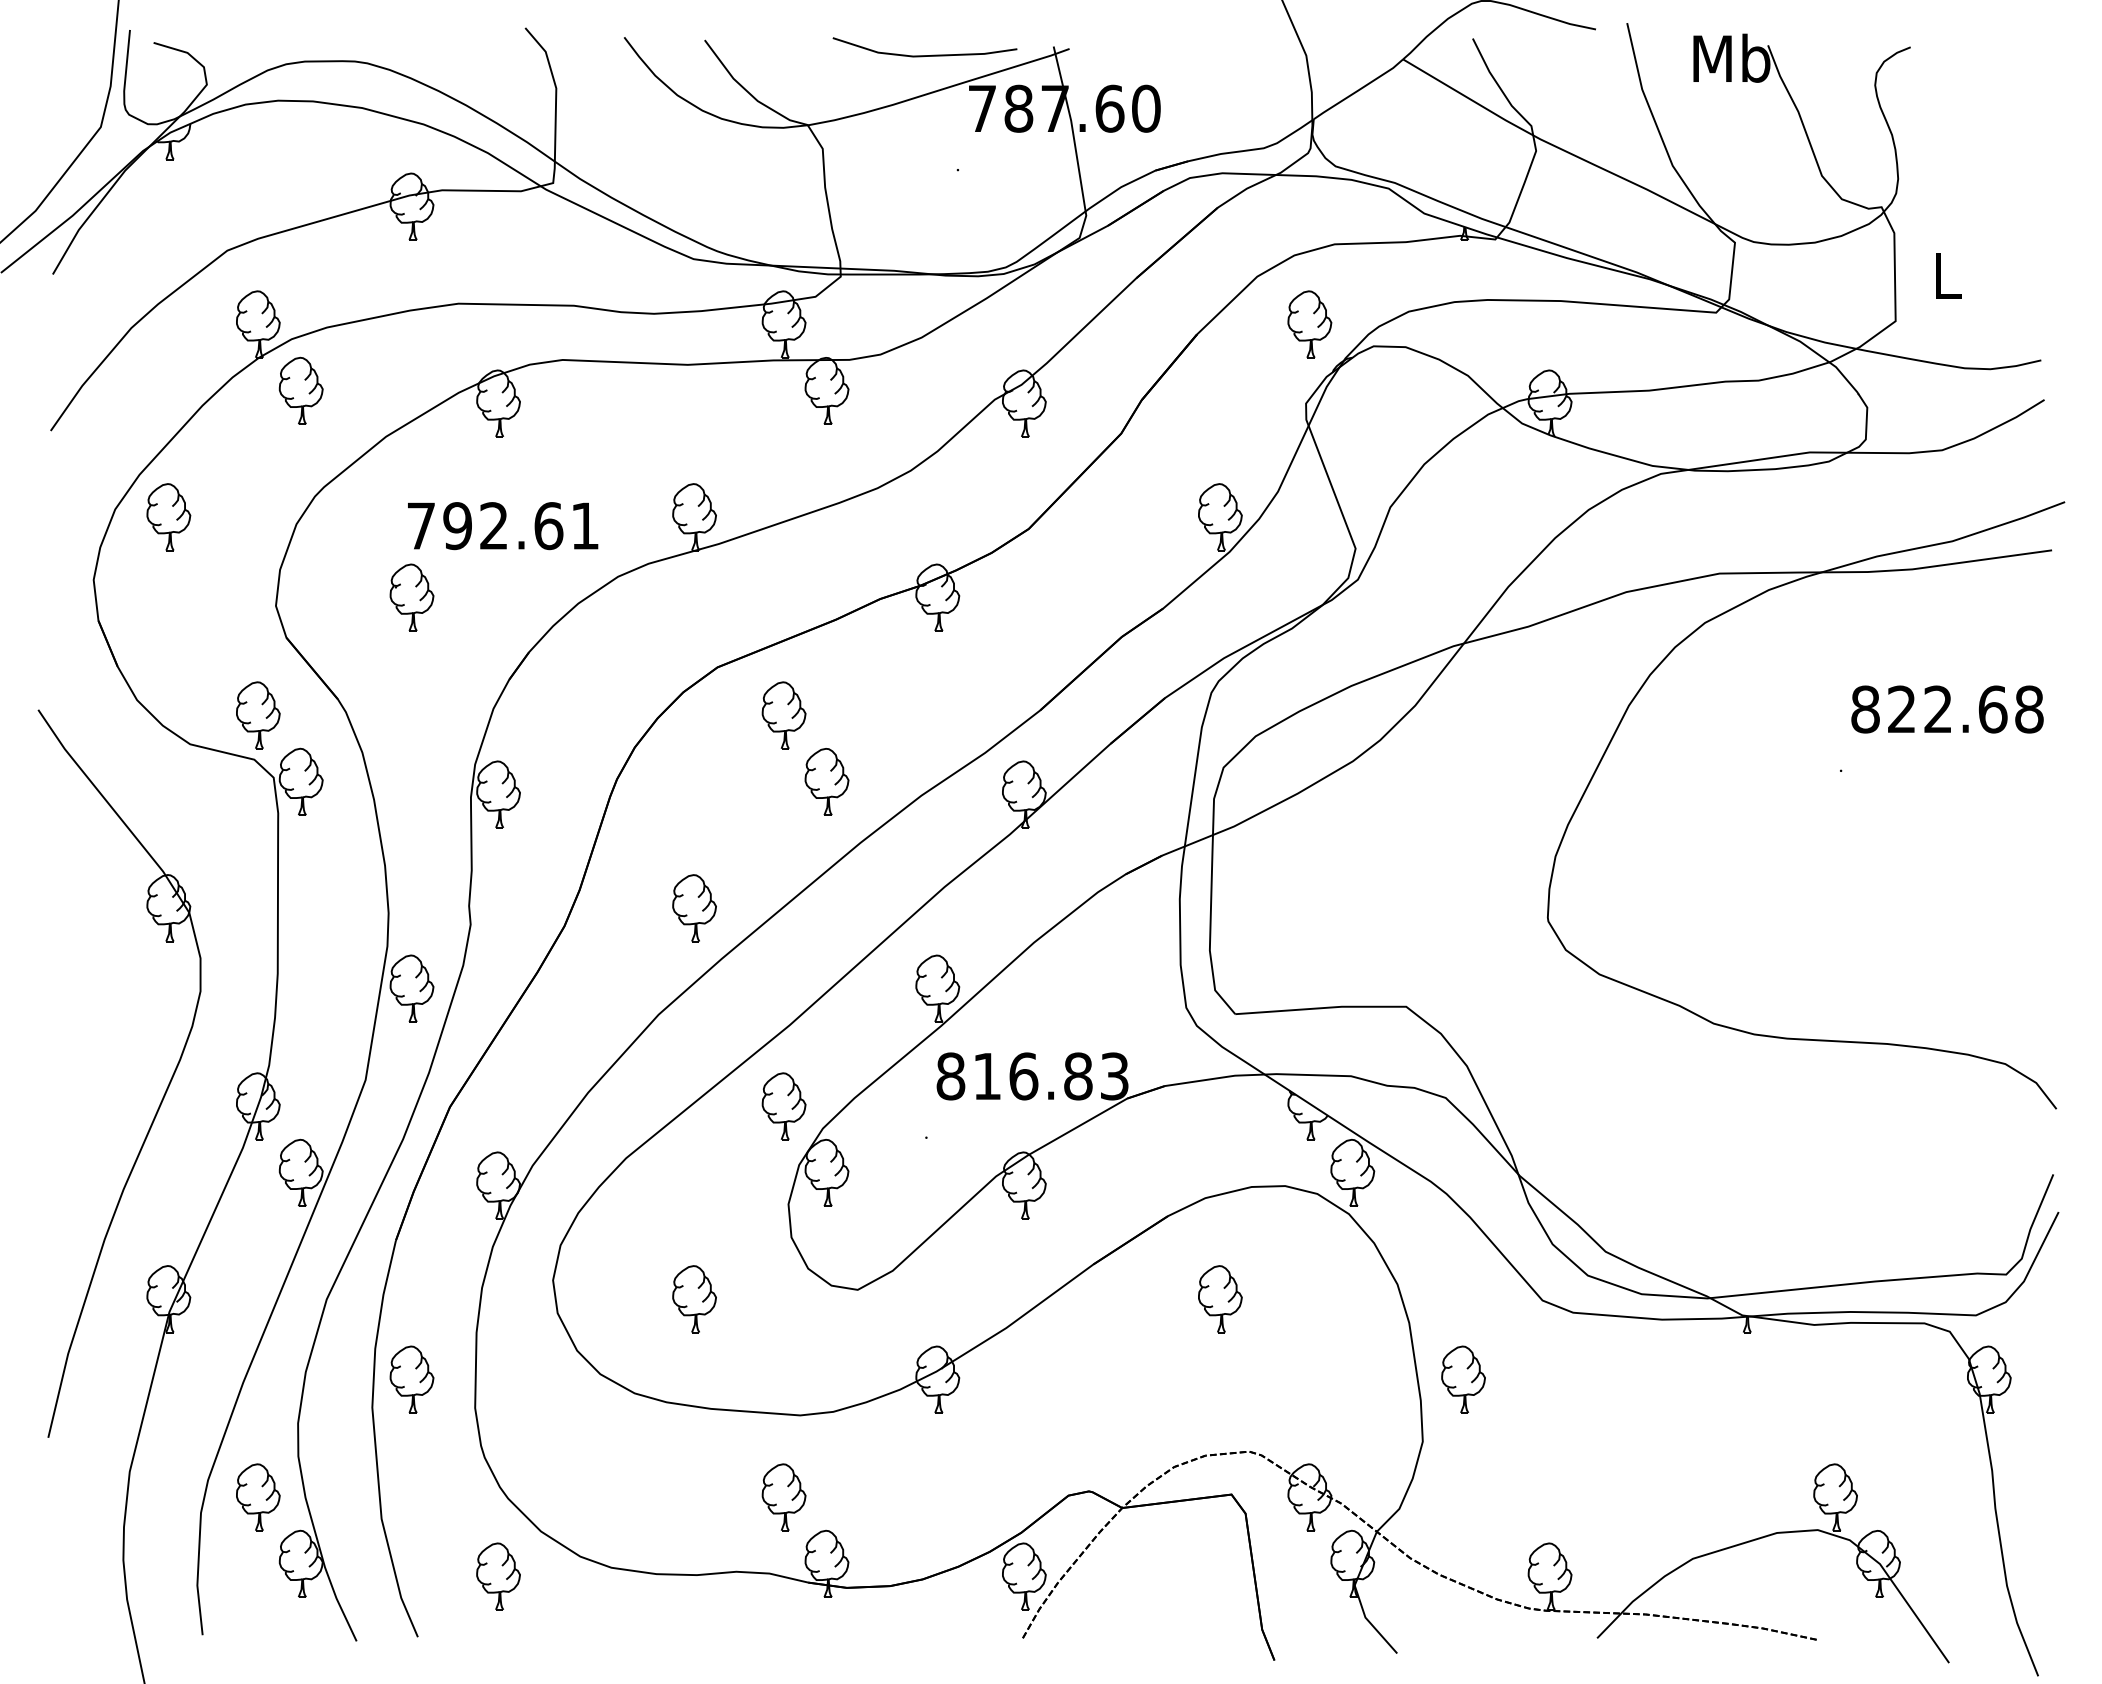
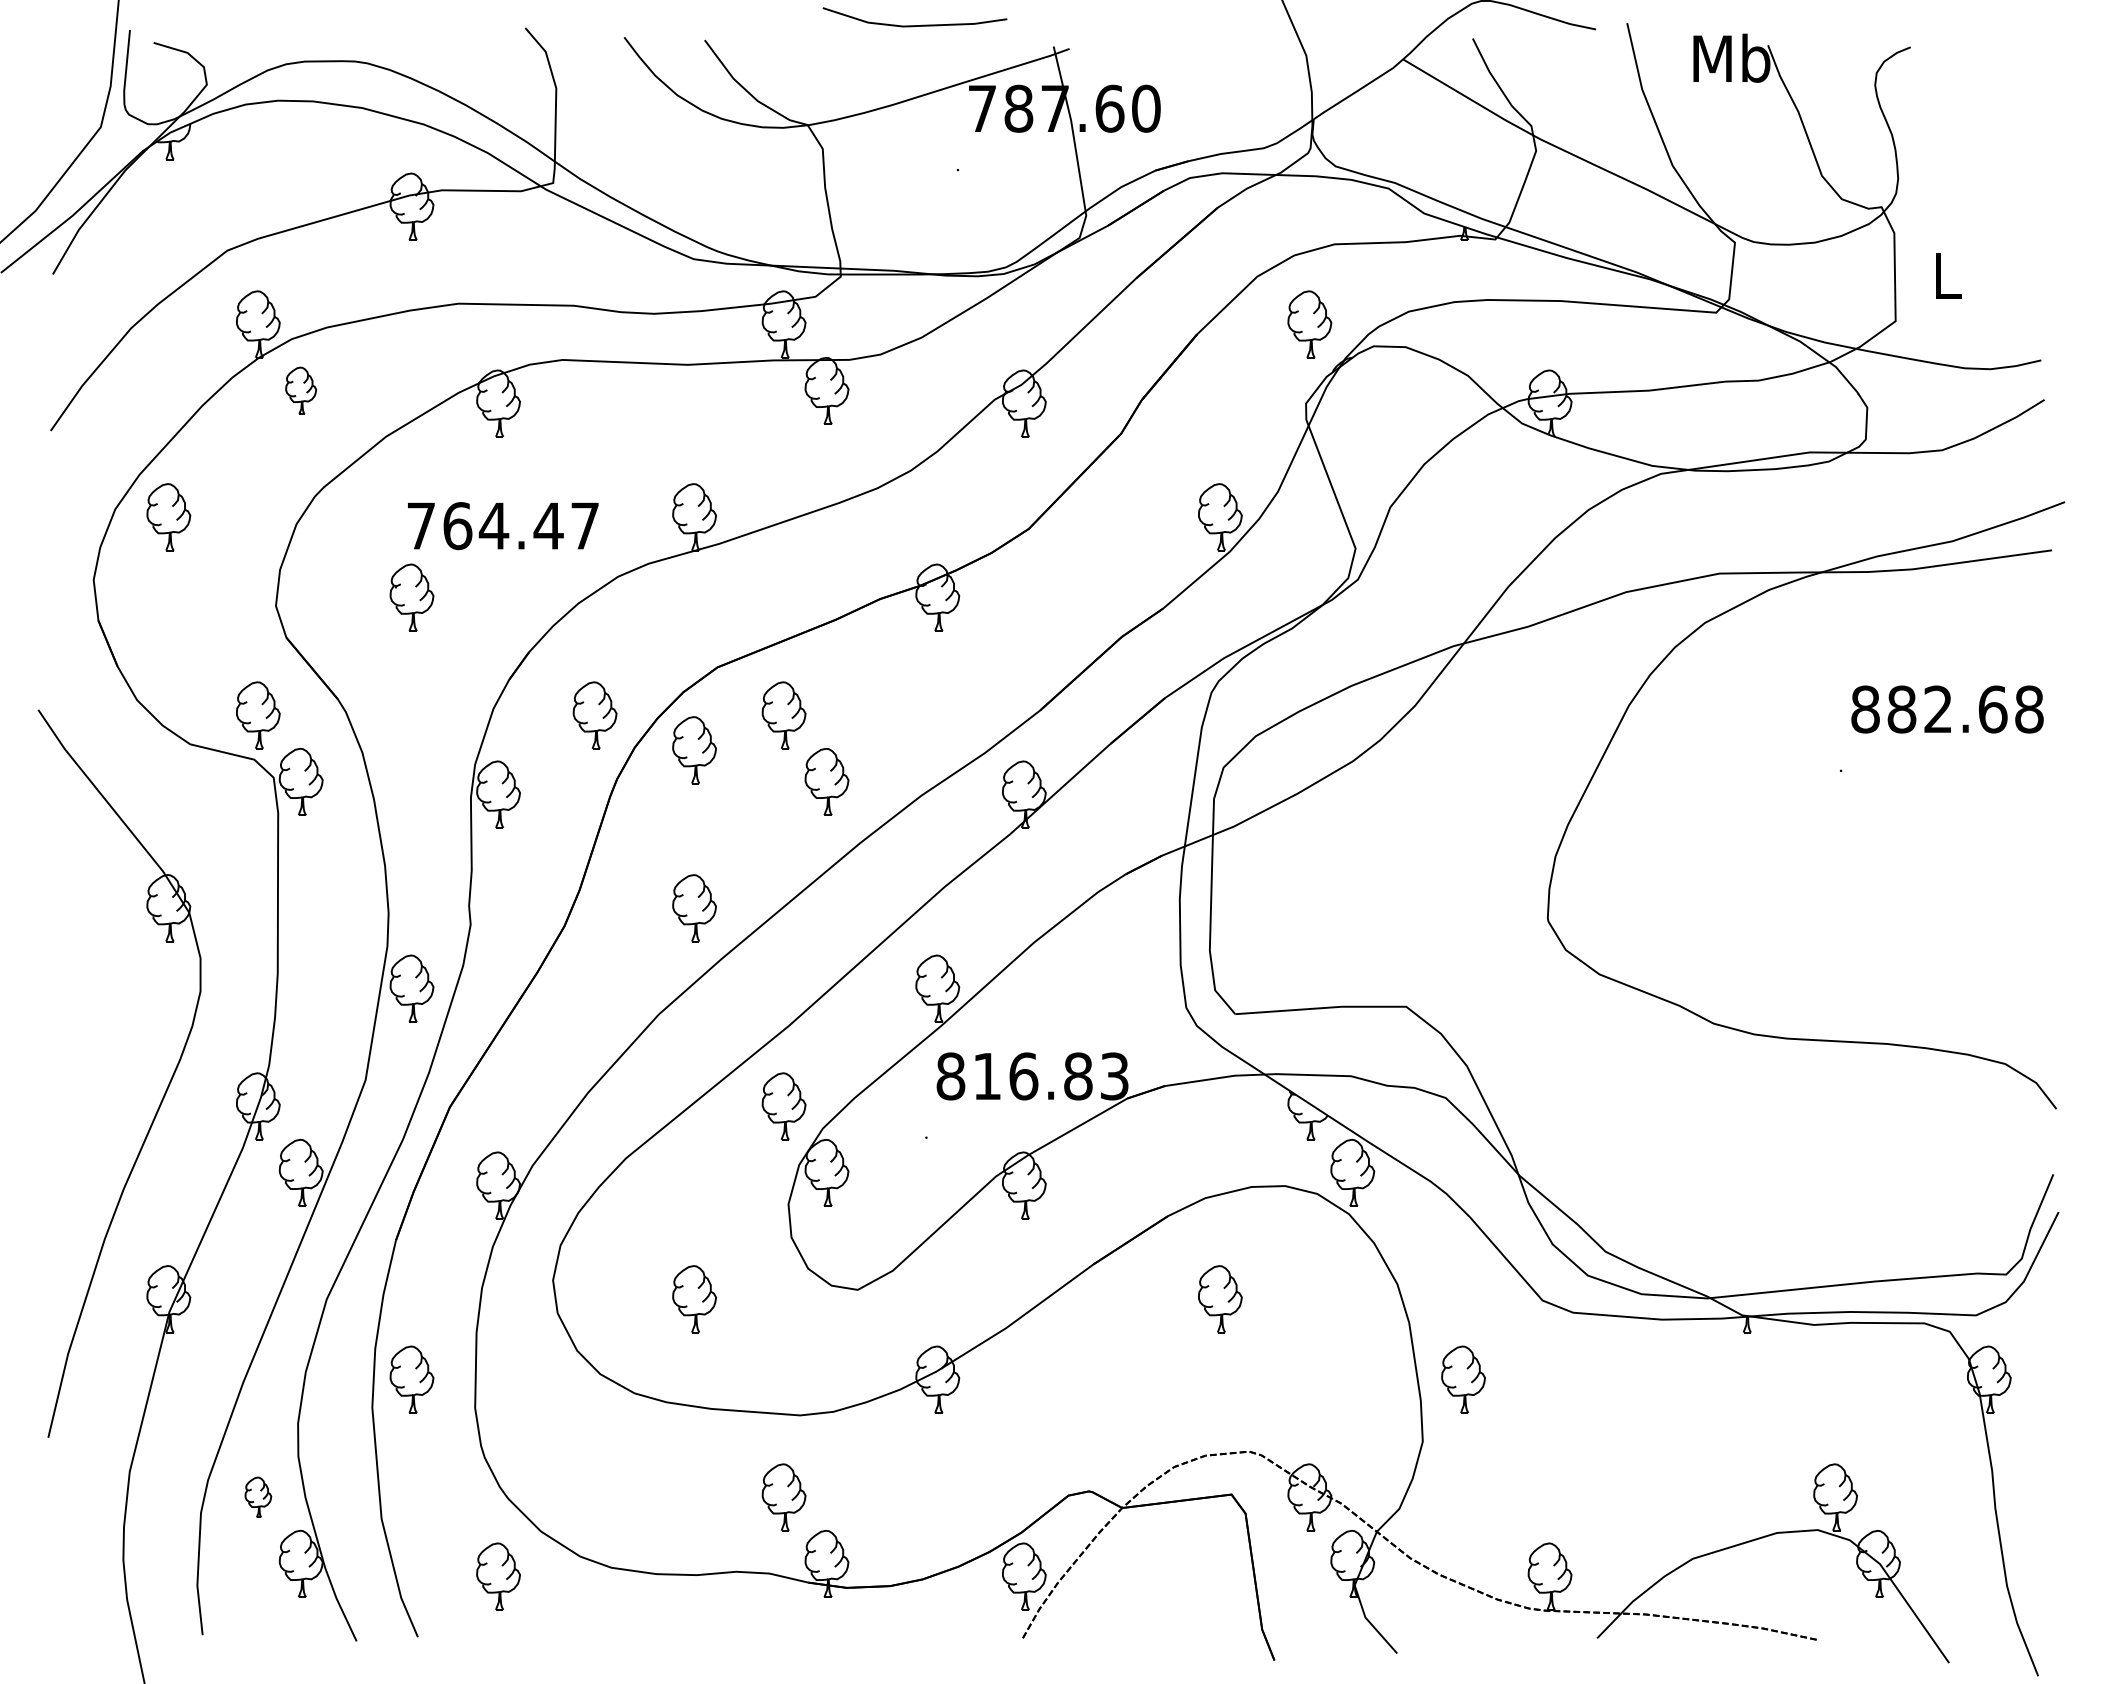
line position: (924, 55) -> (914, 25) (914, 25)
part size: 46x69 px -> 33x49 px (301, 390)
text: 792.61 -> 764.47 (520, 526)
text: 822.68 -> 882.68 (1901, 709)
part: none -> present (594, 715)
part: none -> present (694, 750)
part size: 45x69 px -> 29x42 px (258, 1496)
